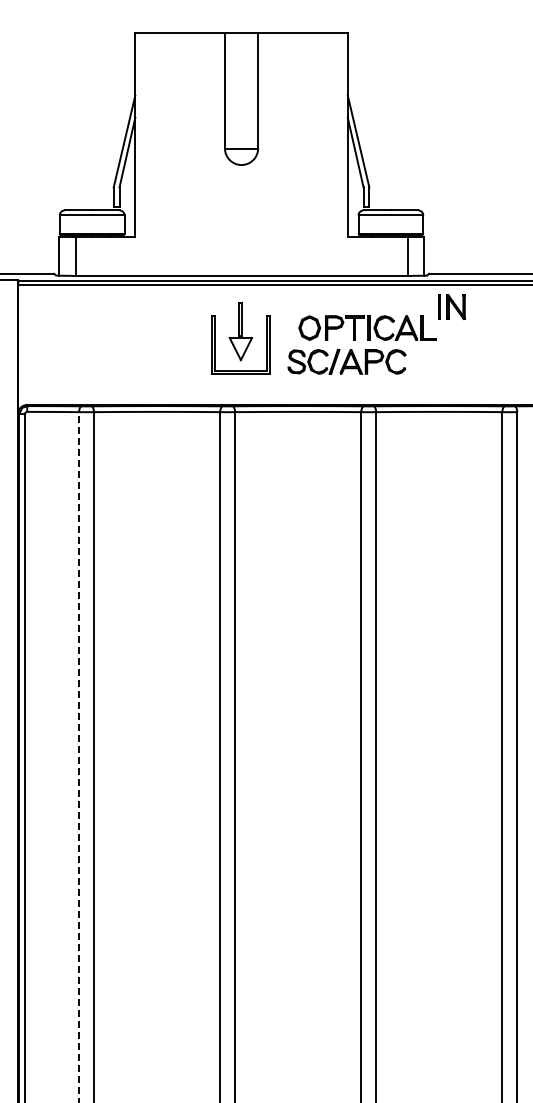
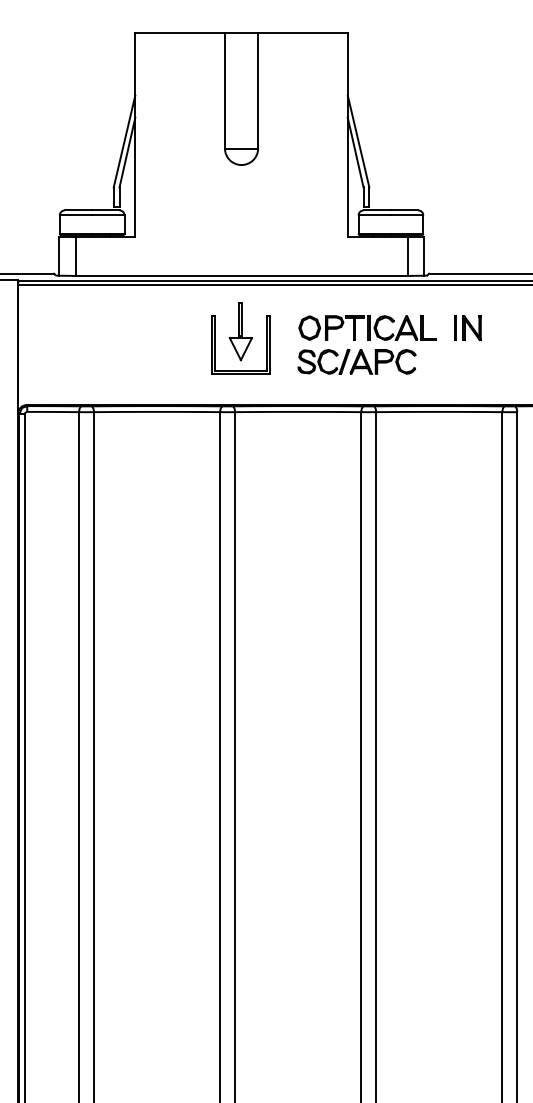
part position: (451, 307) -> (467, 328) (467, 328)
part position: (346, 361) -> (356, 361) (356, 361)
line: dashed -> solid (79, 757)
